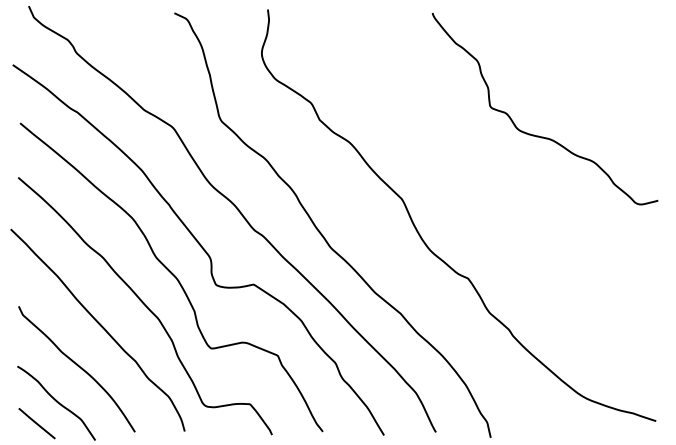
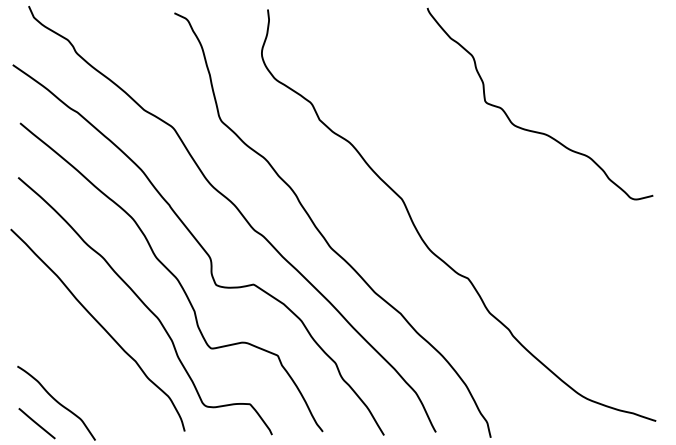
curve position: (538, 135) -> (533, 130) (533, 130)
curve: present -> none (78, 367)
